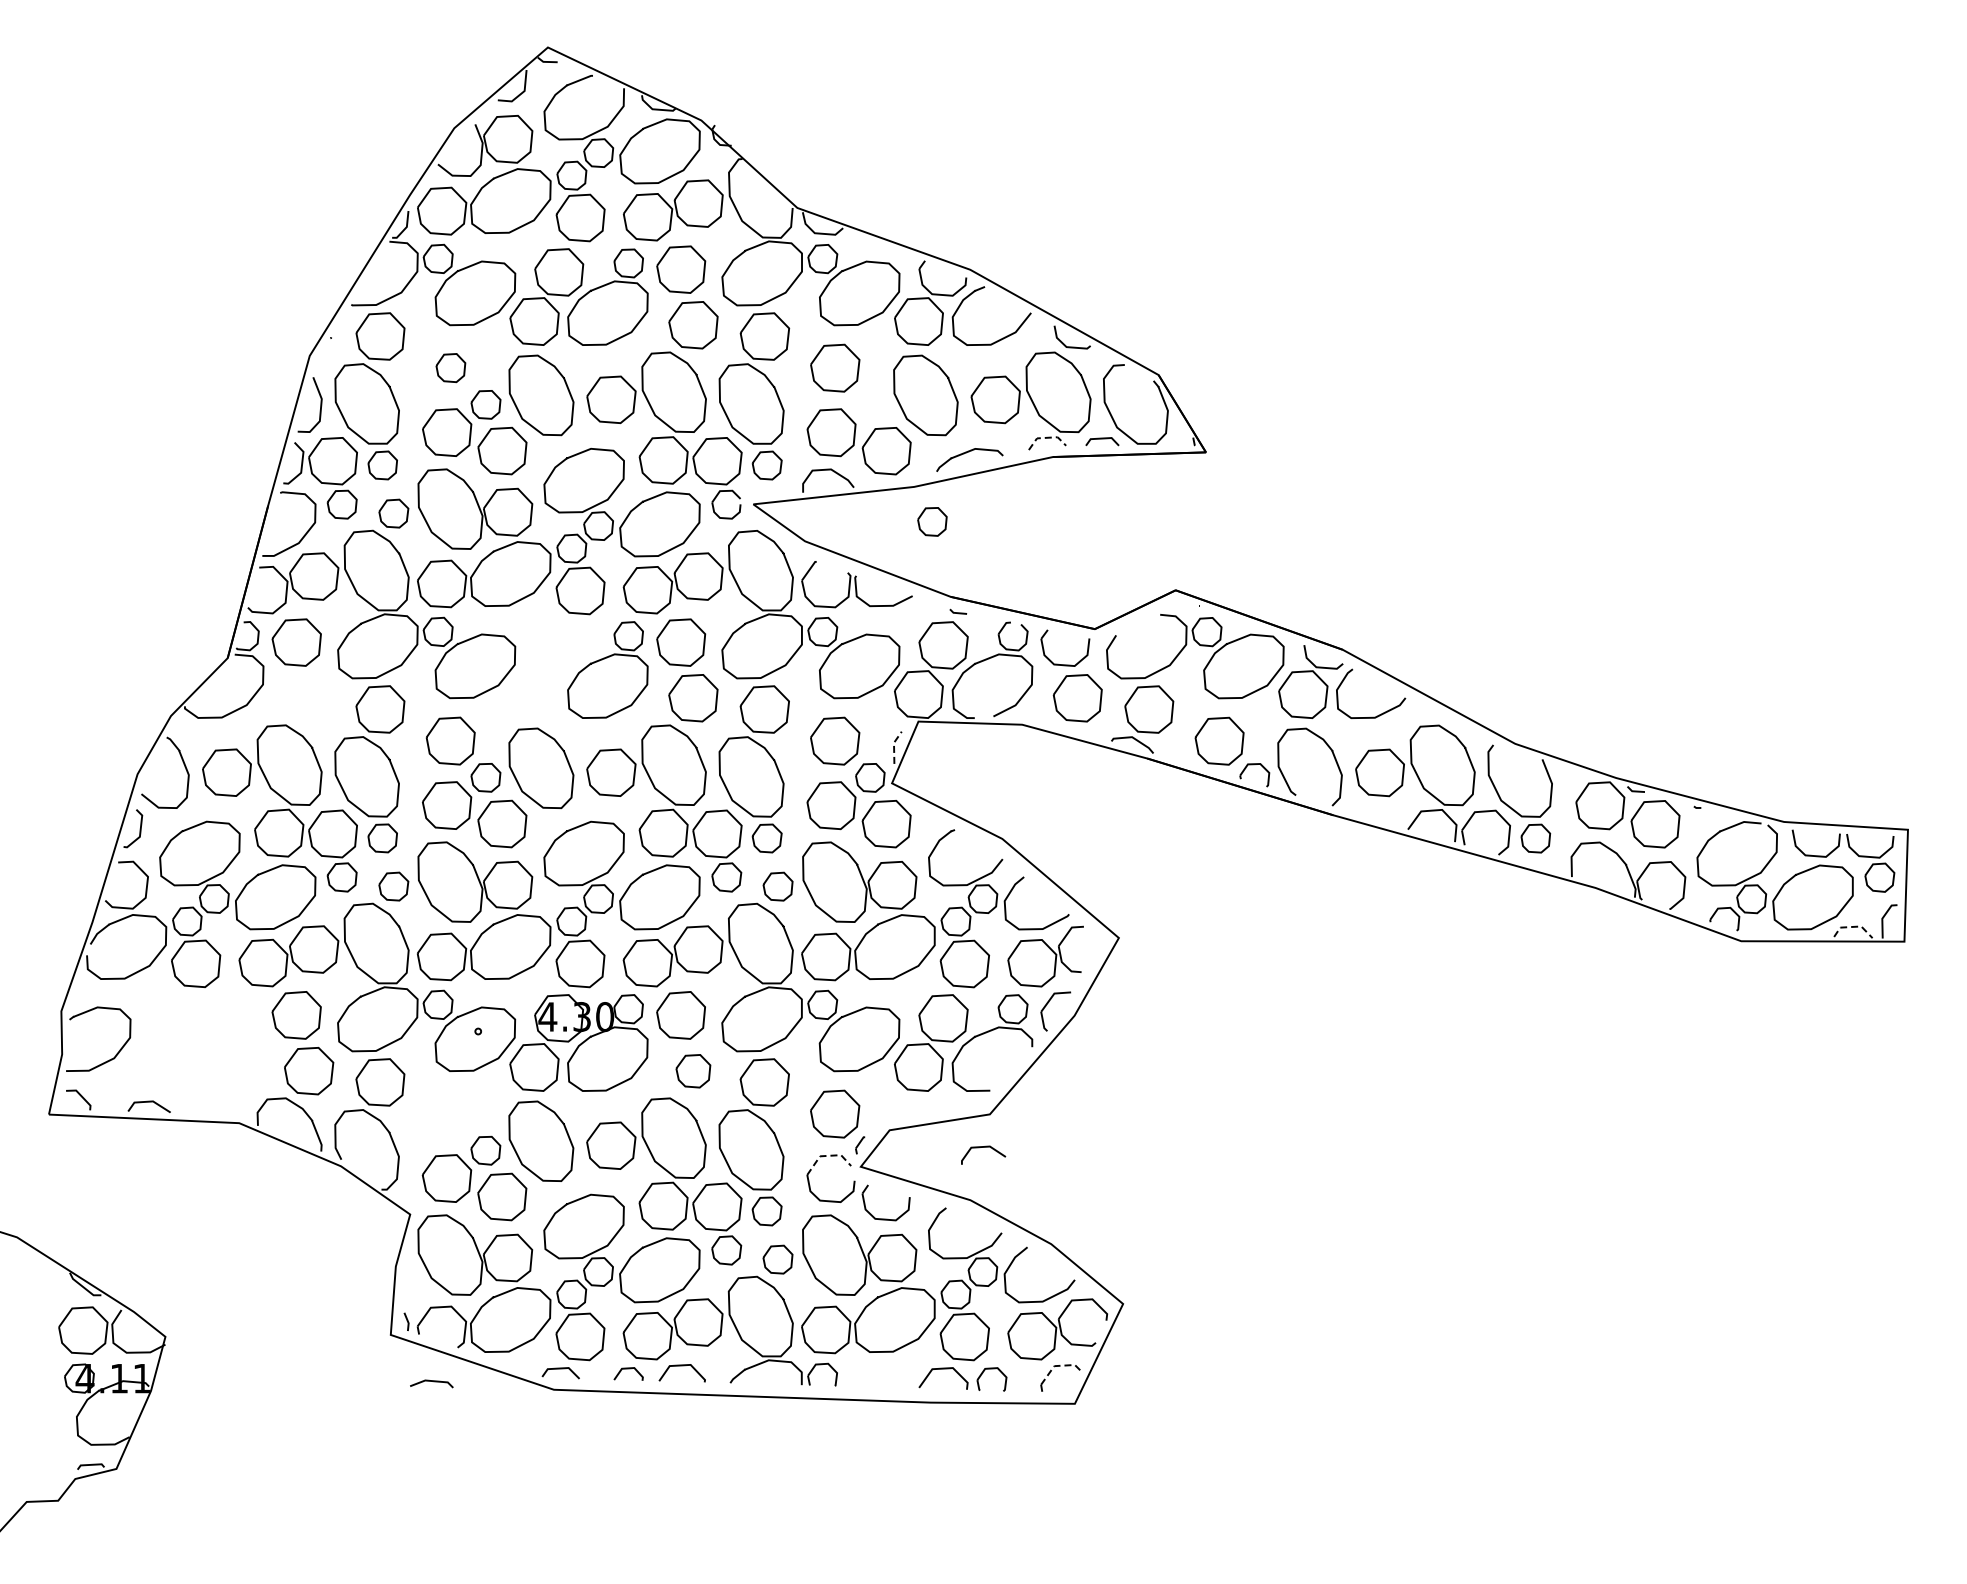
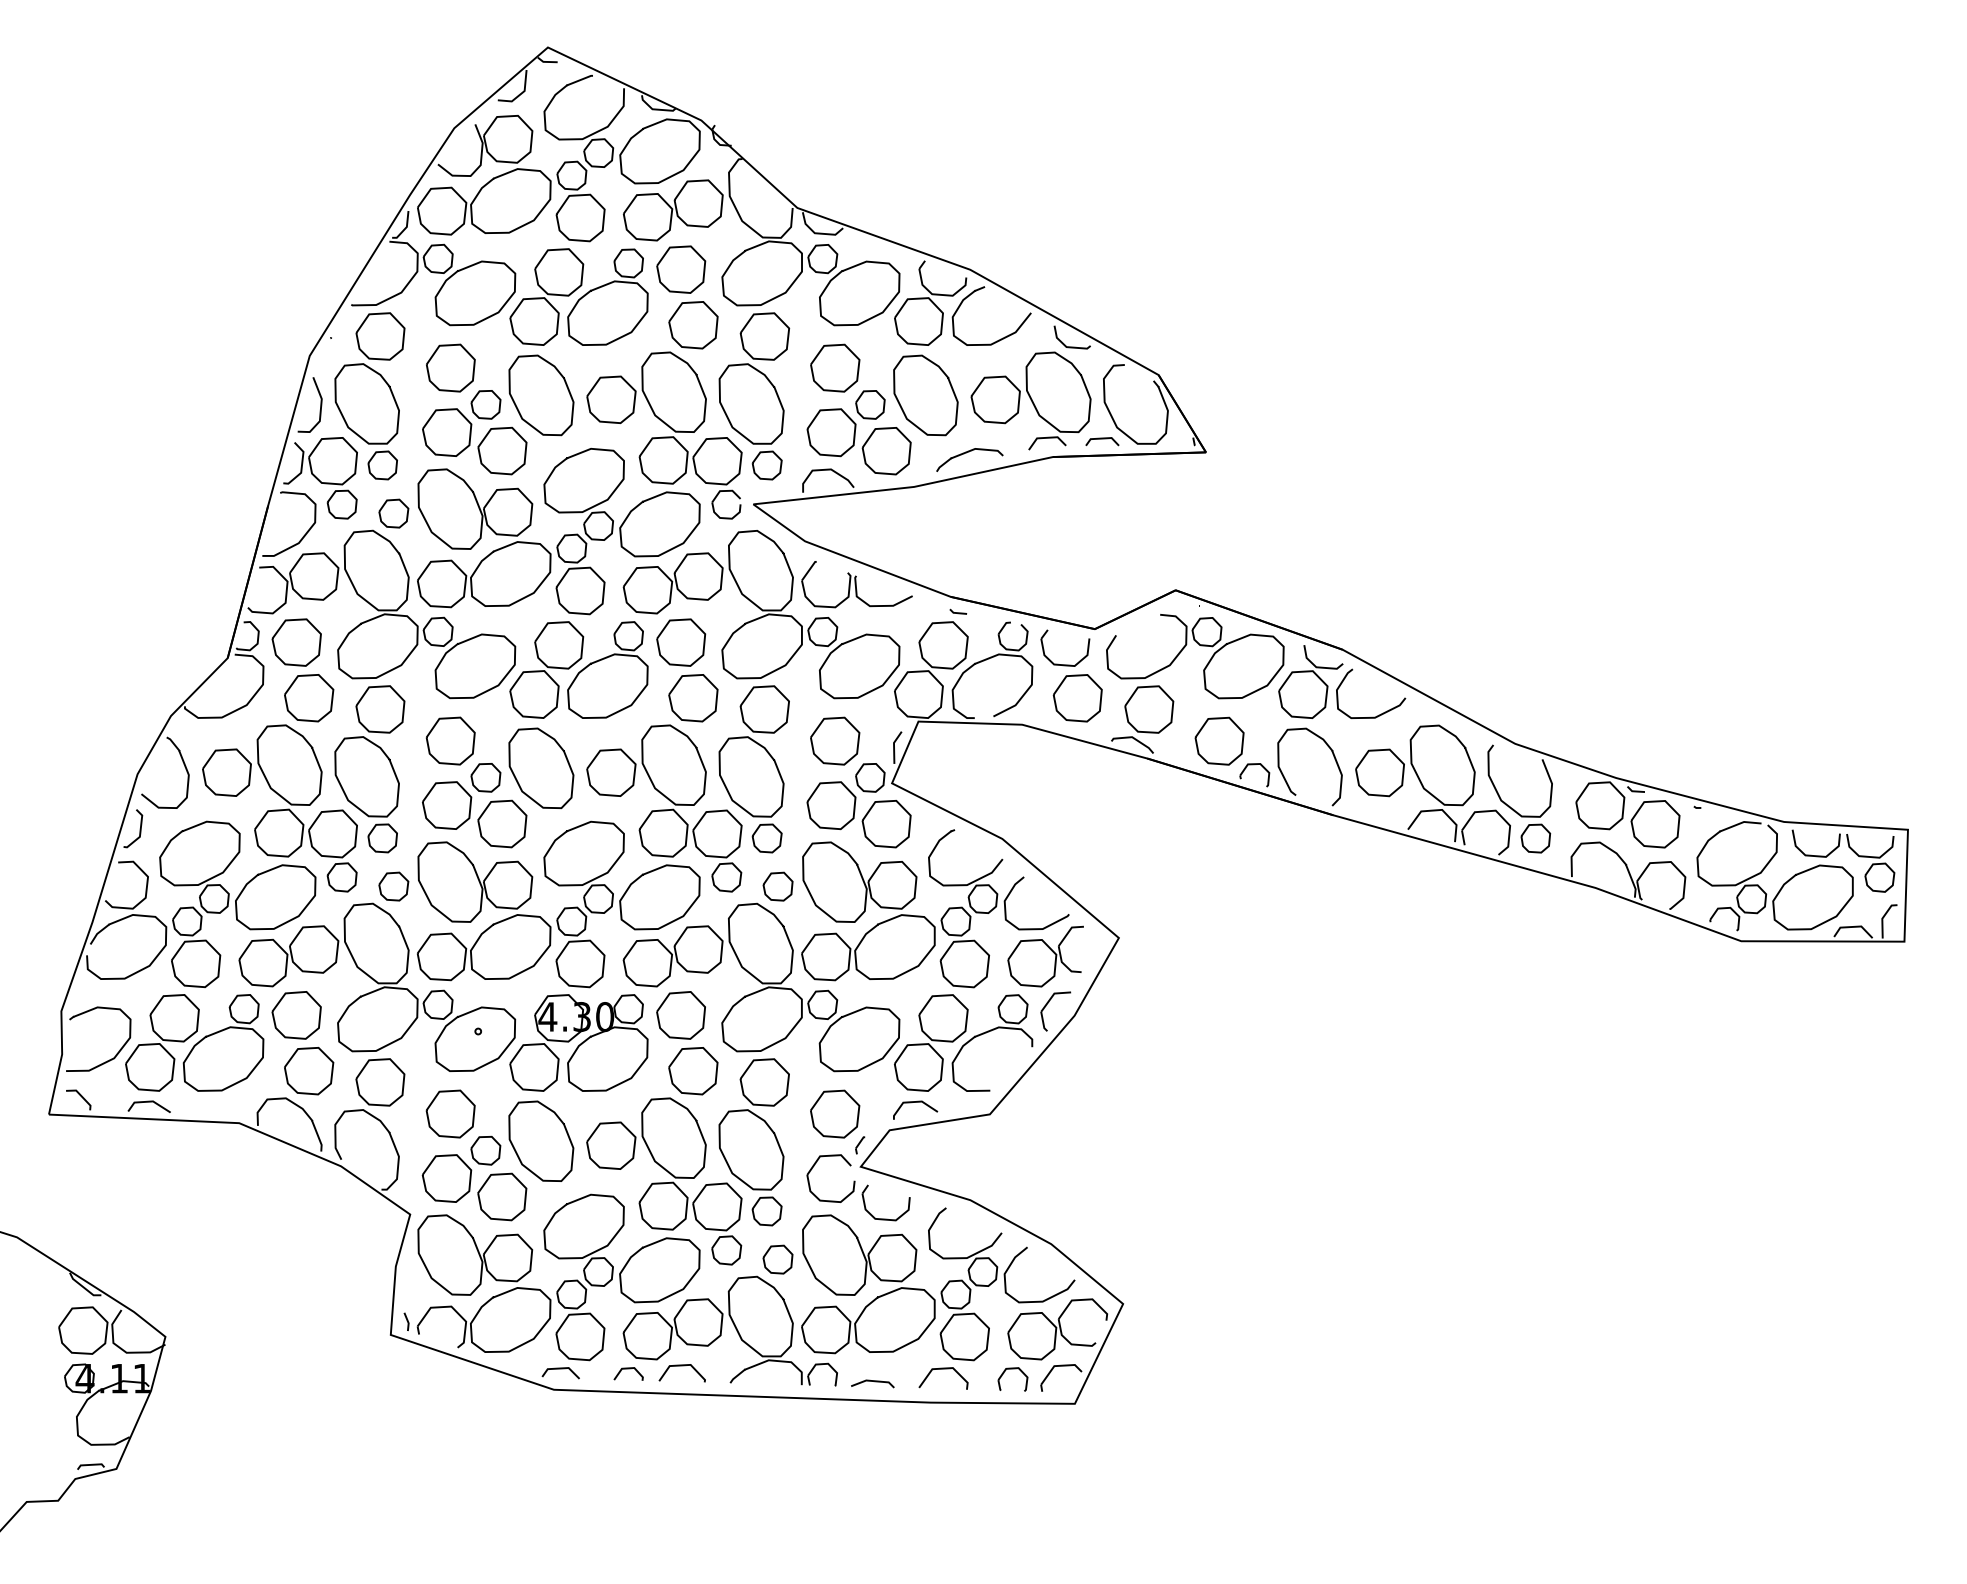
part size: 32x31 px -> 50x50 px (450, 367)
line: dashed -> solid (1046, 437)
part position: (932, 521) -> (870, 404) (870, 404)
part: none -> present (546, 669)
part: none -> present (309, 698)
line: dashed -> solid (894, 745)
line: dashed -> solid (1853, 926)
part: none -> present (194, 1042)
part size: 37x35 px -> 51x49 px (693, 1071)
part: none -> present (450, 1113)
line position: (983, 1147) -> (915, 1102) (915, 1102)
line: dashed -> solid (826, 1155)
line: dashed -> solid (1058, 1365)
part position: (991, 1369) -> (1012, 1369) (1012, 1369)
line position: (431, 1381) -> (872, 1381) (872, 1381)
